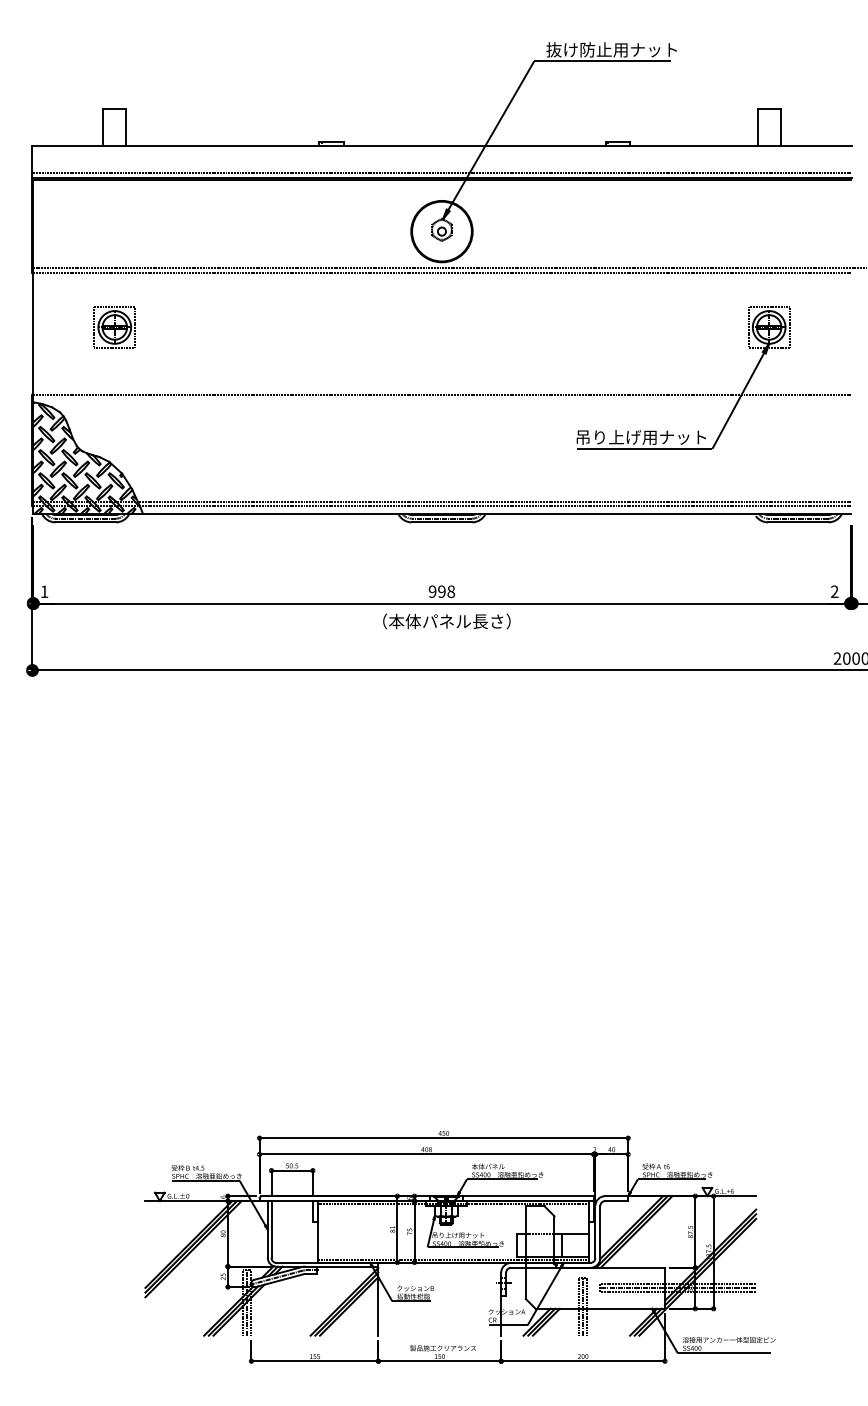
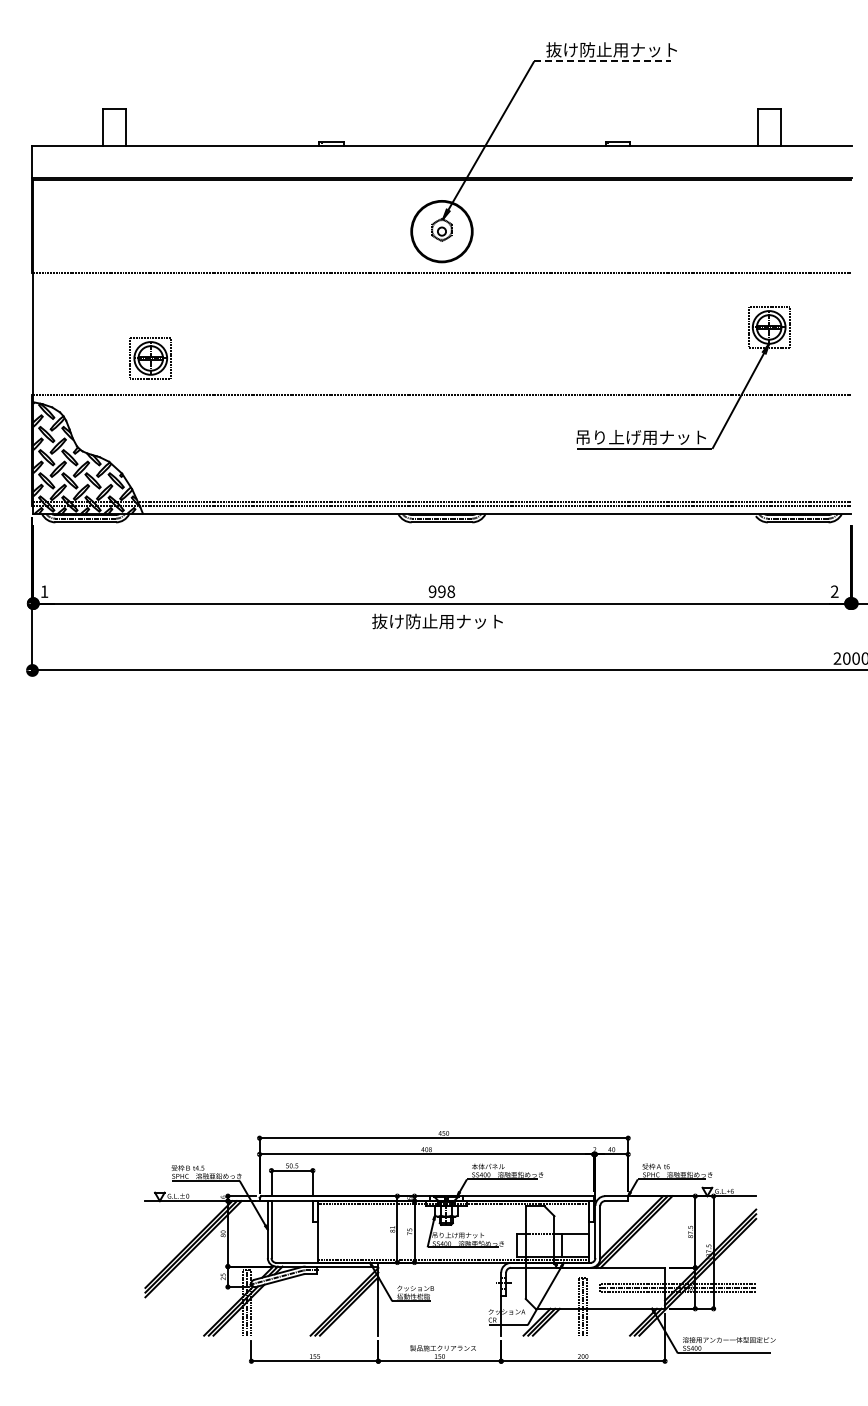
line: solid -> dashed (603, 61)
line: present -> none (441, 173)
line: present -> none (448, 267)
part position: (114, 327) -> (150, 358) (150, 358)
text: （本体パネル長さ） -> 抜け防止用ナット (441, 621)
